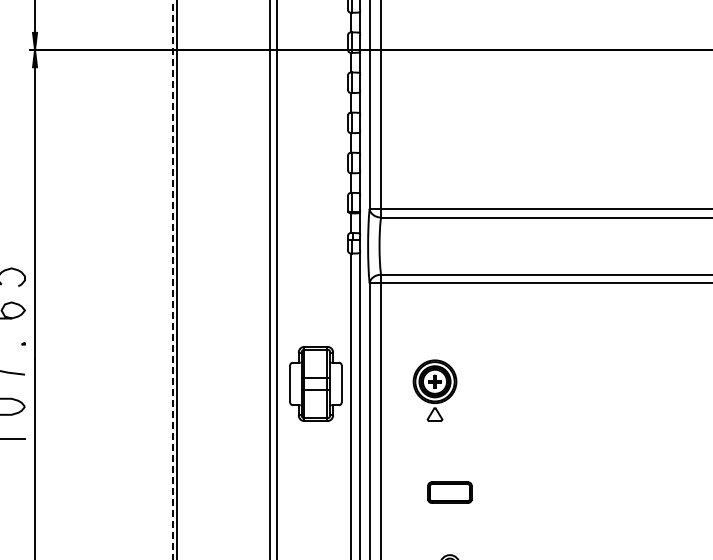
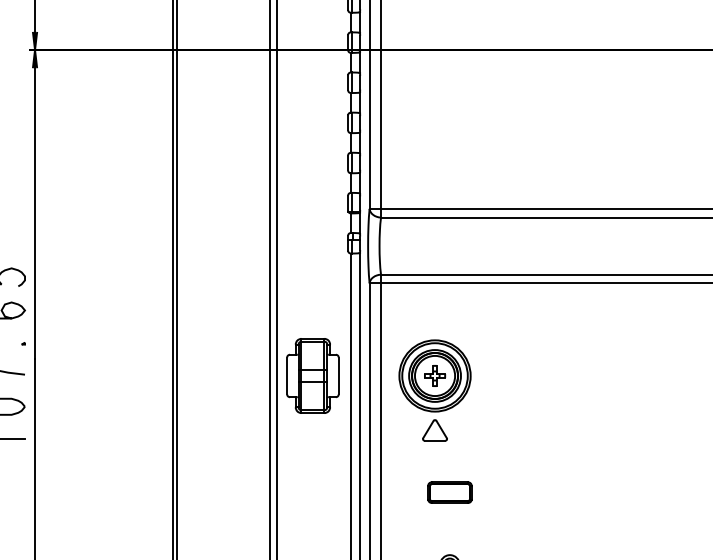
line: dashed -> solid (172, 279)
part position: (315, 383) -> (312, 375) (312, 375)
part size: 46x63 px -> 74x103 px (434, 390)
